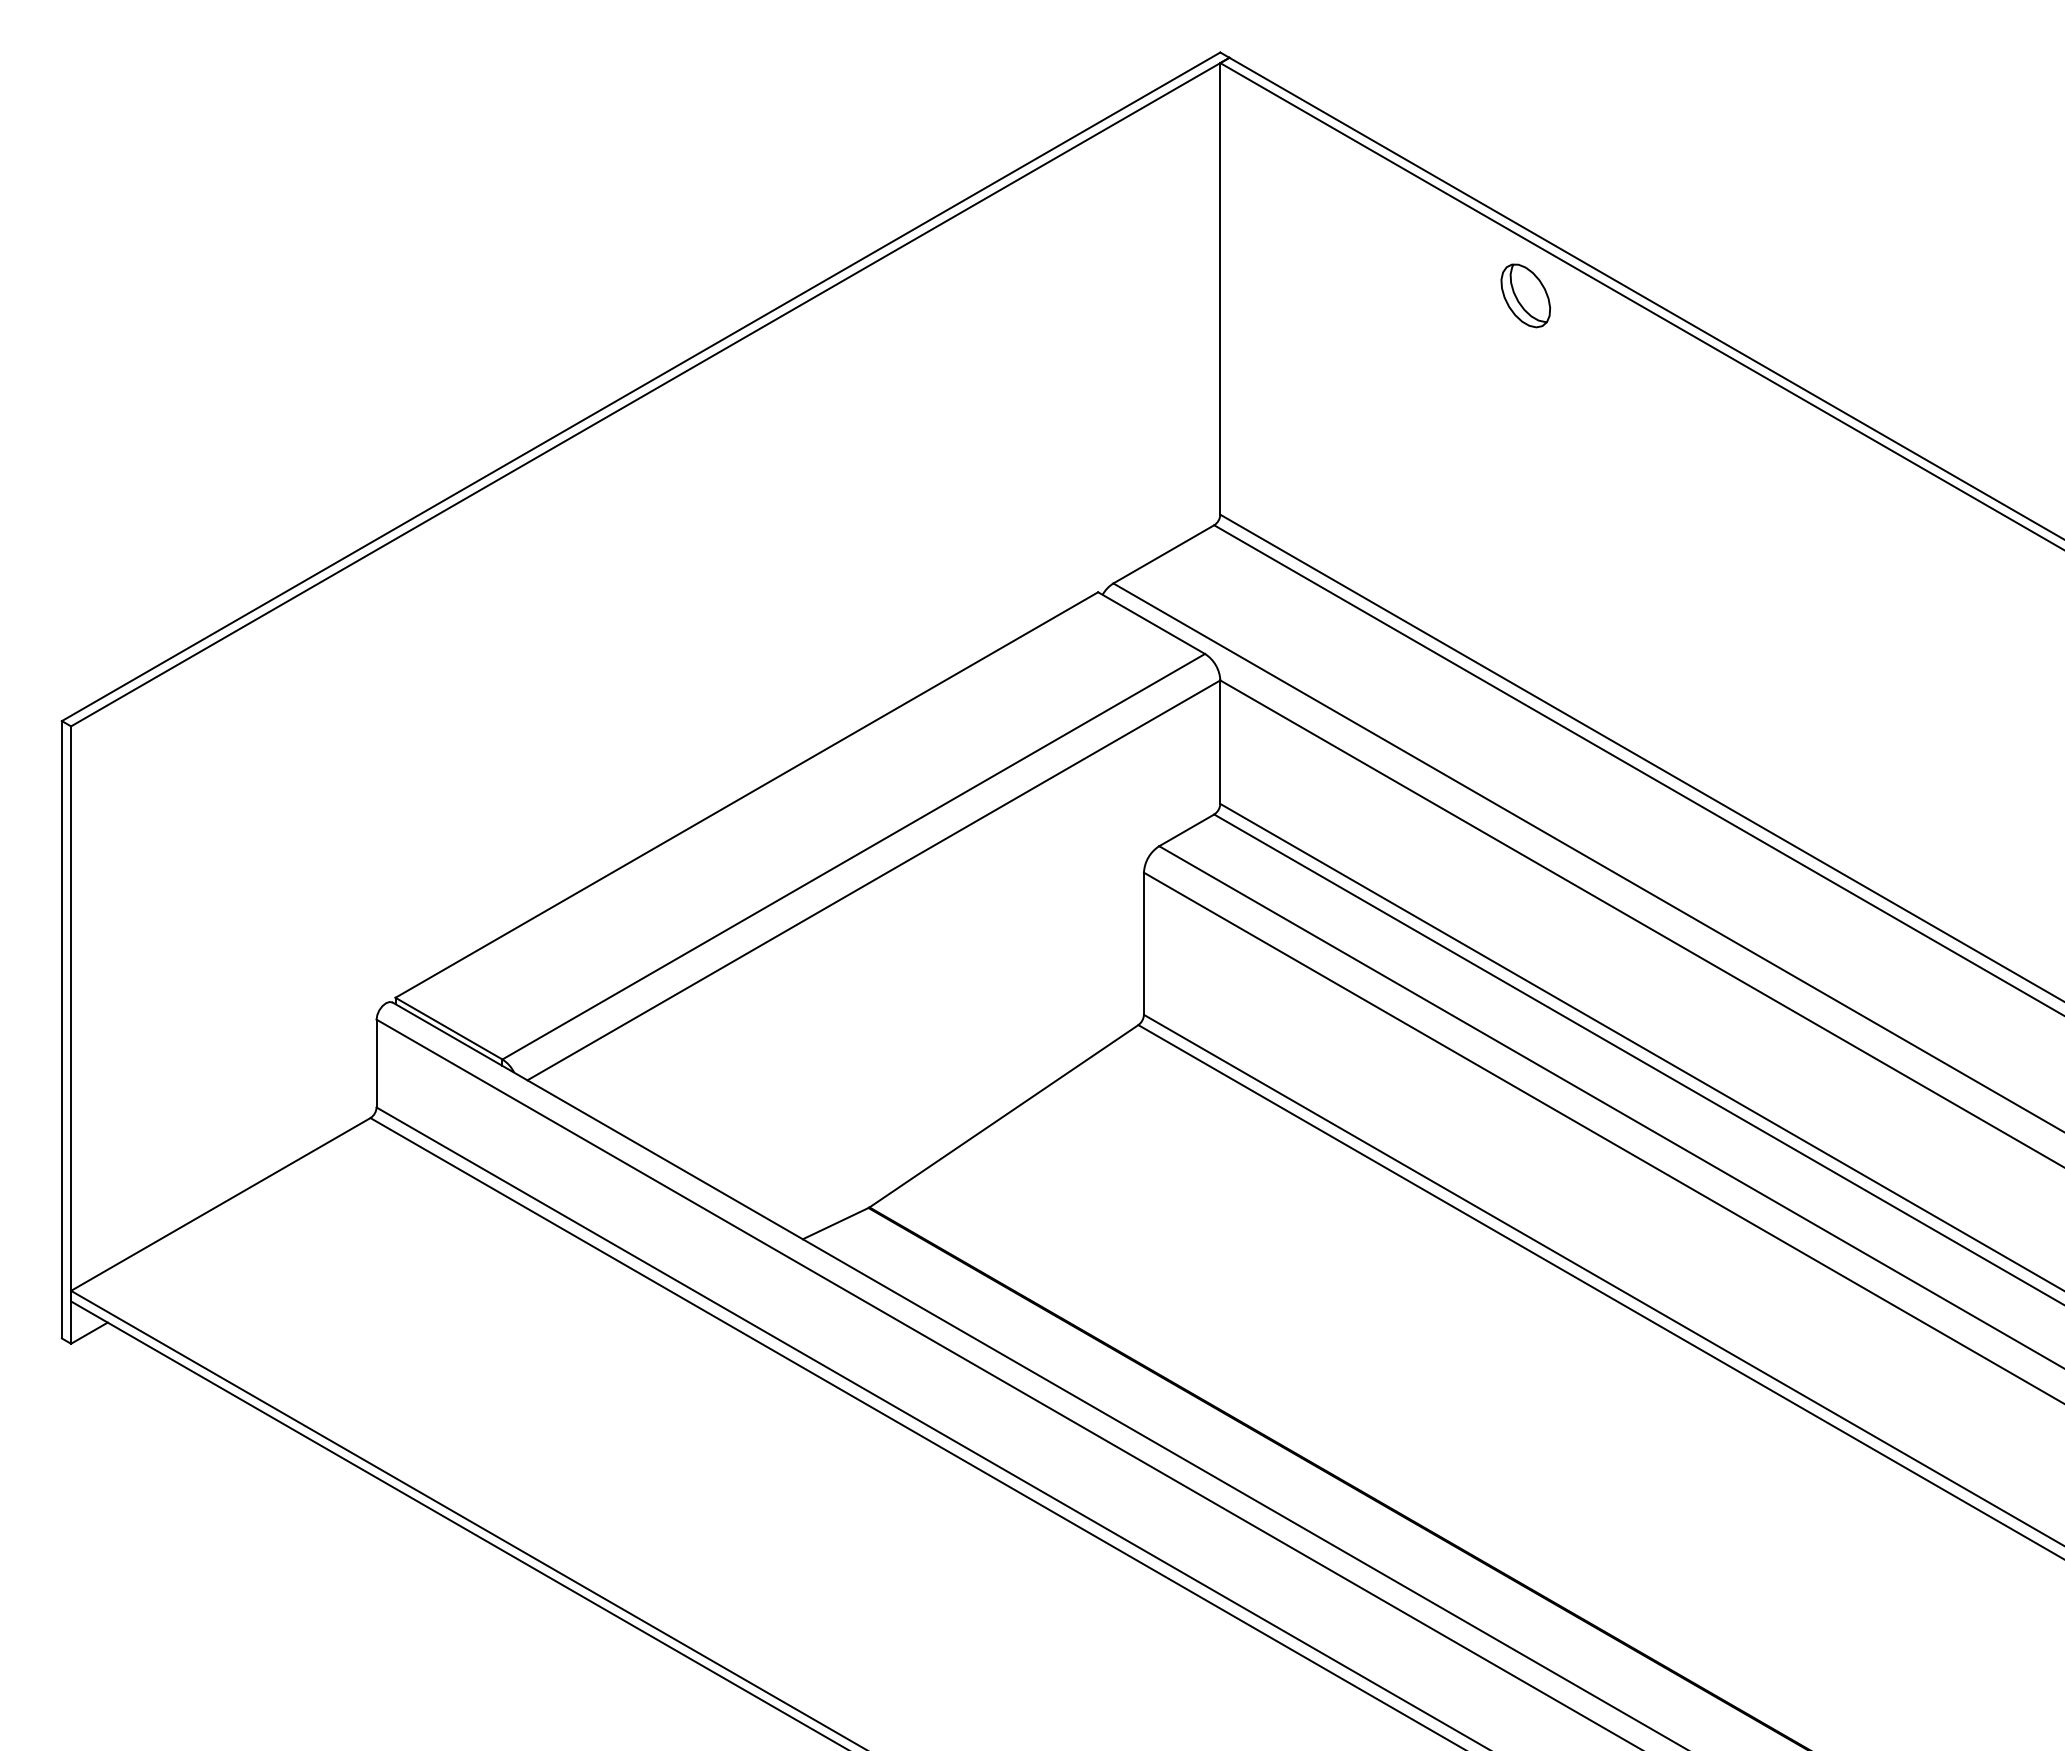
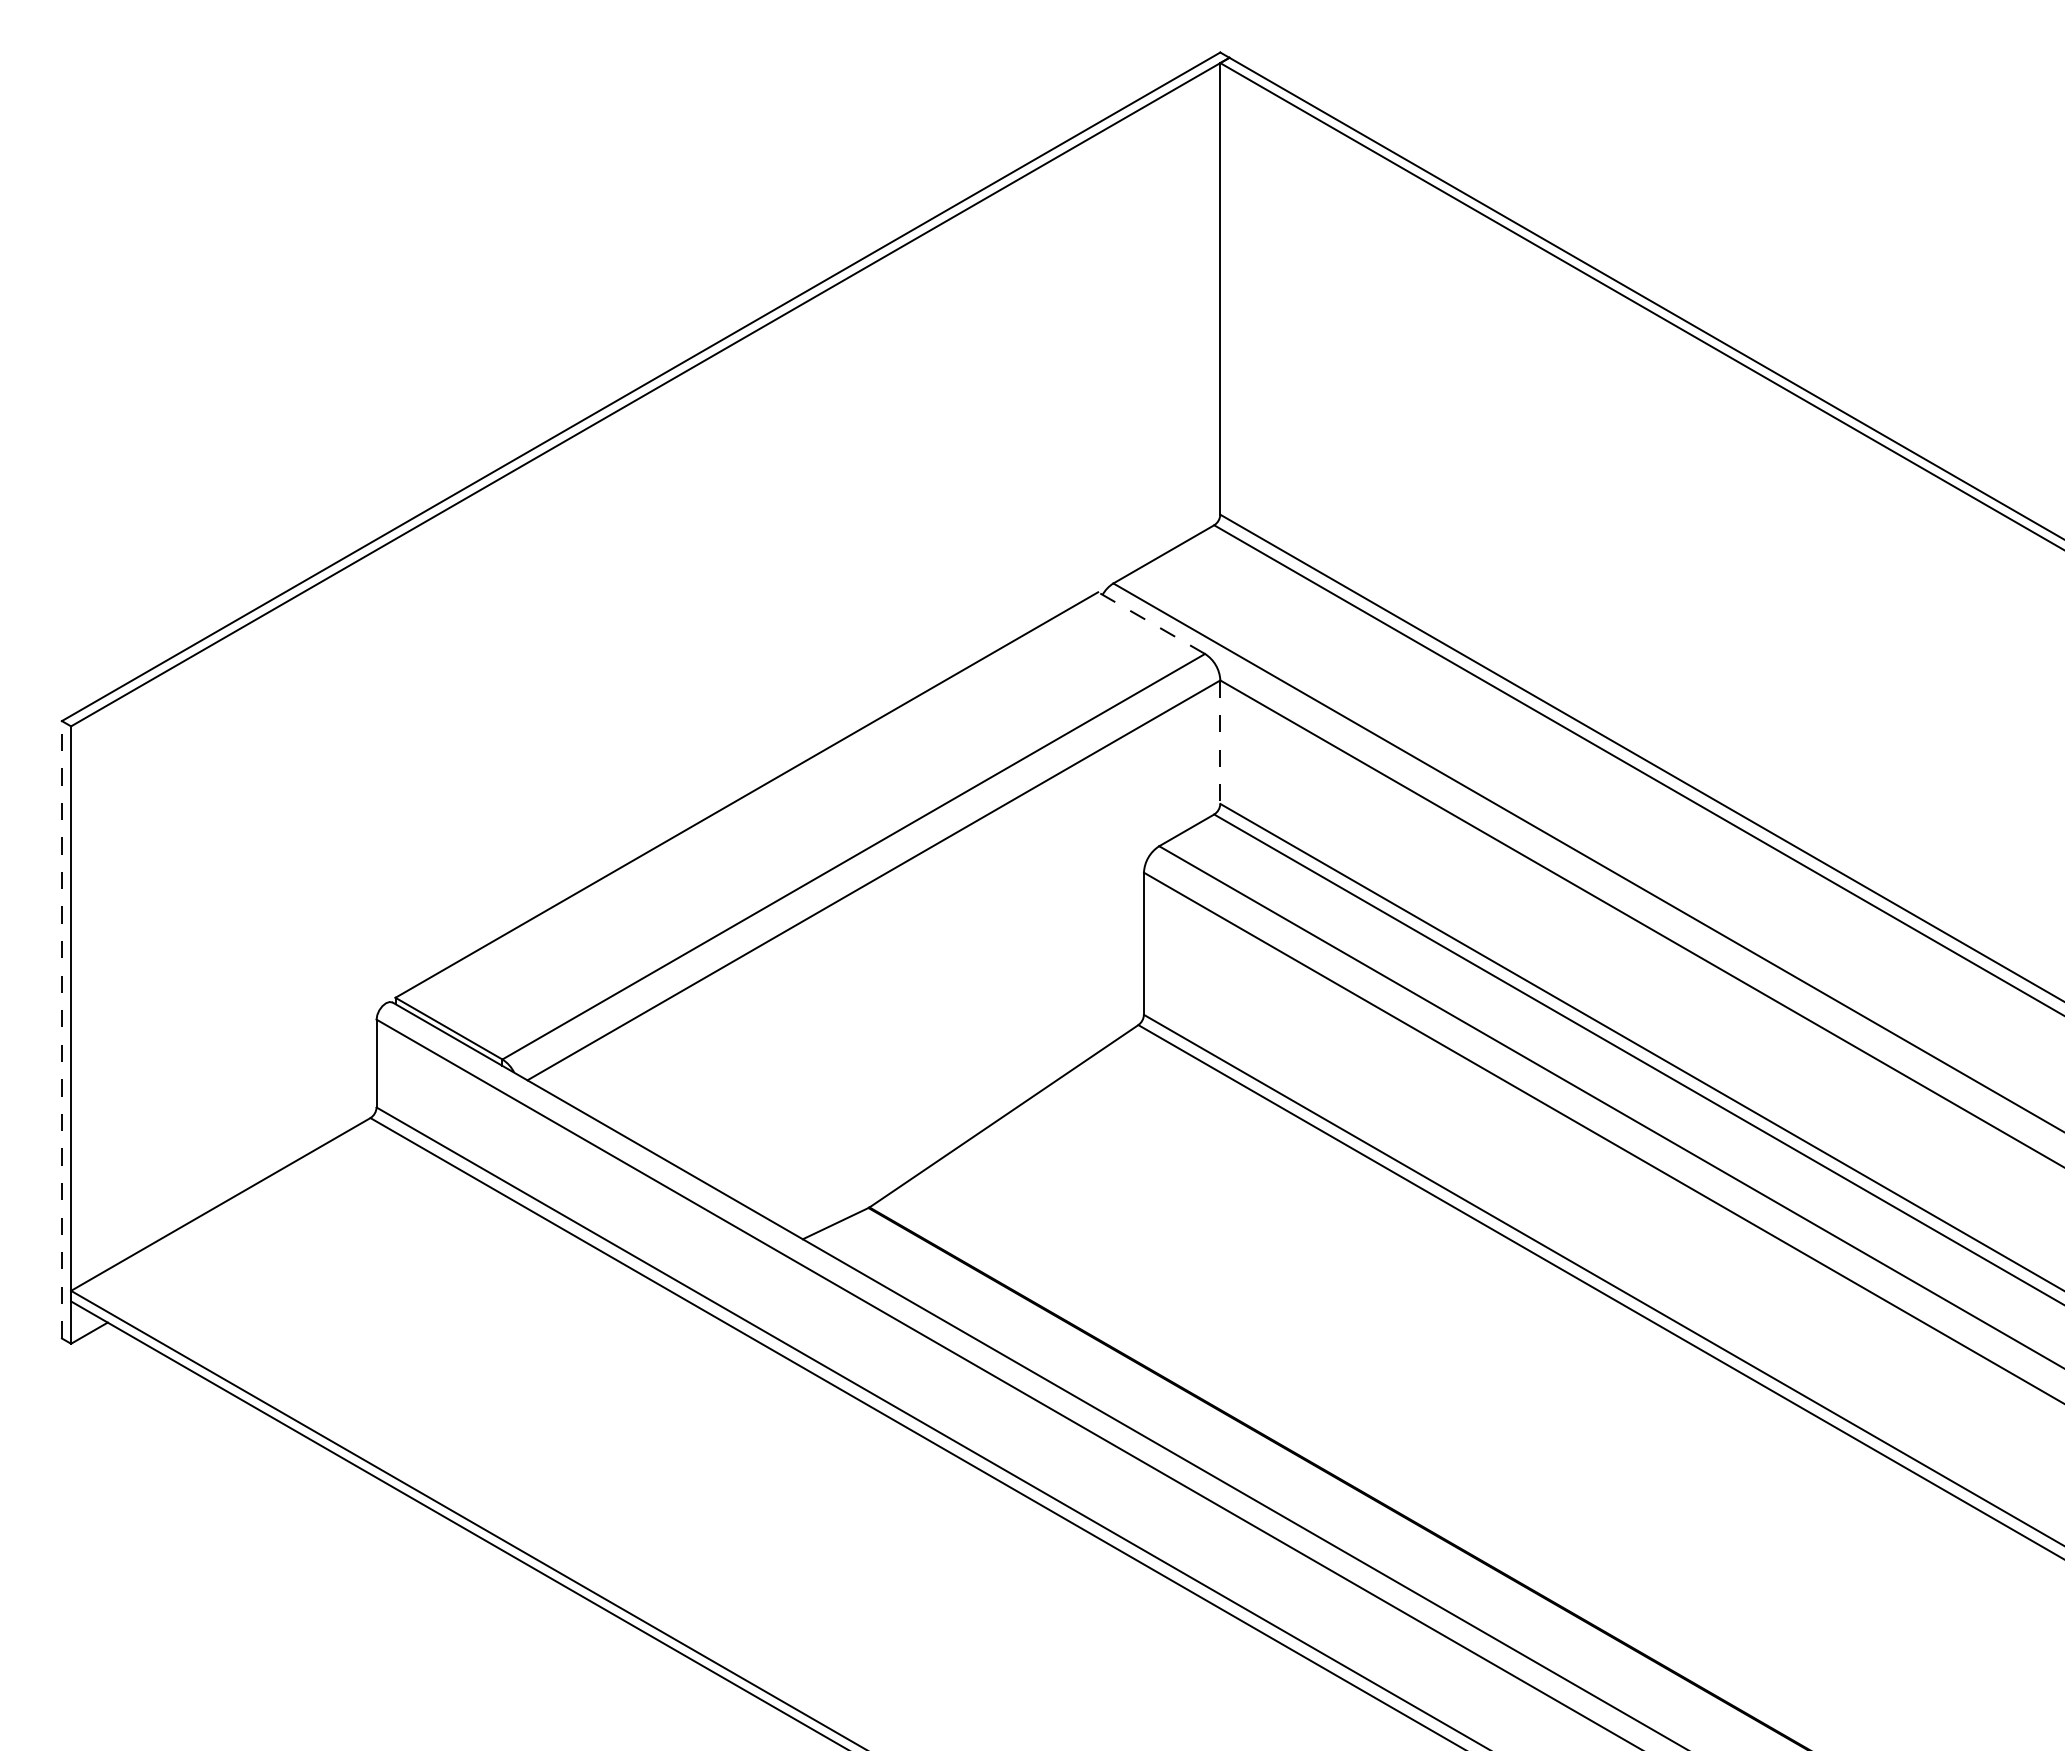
part: present -> none (1525, 295)
line: solid -> dashed (1151, 623)
line: solid -> dashed (1220, 742)
line: solid -> dashed (61, 1029)
